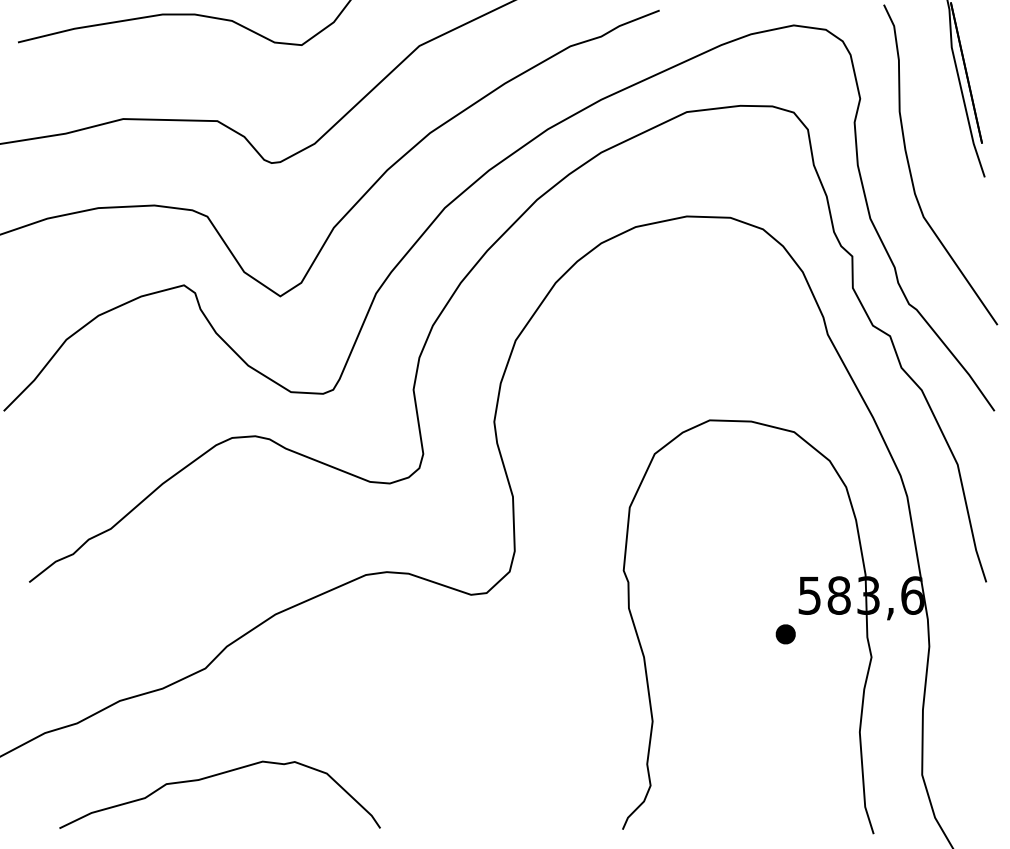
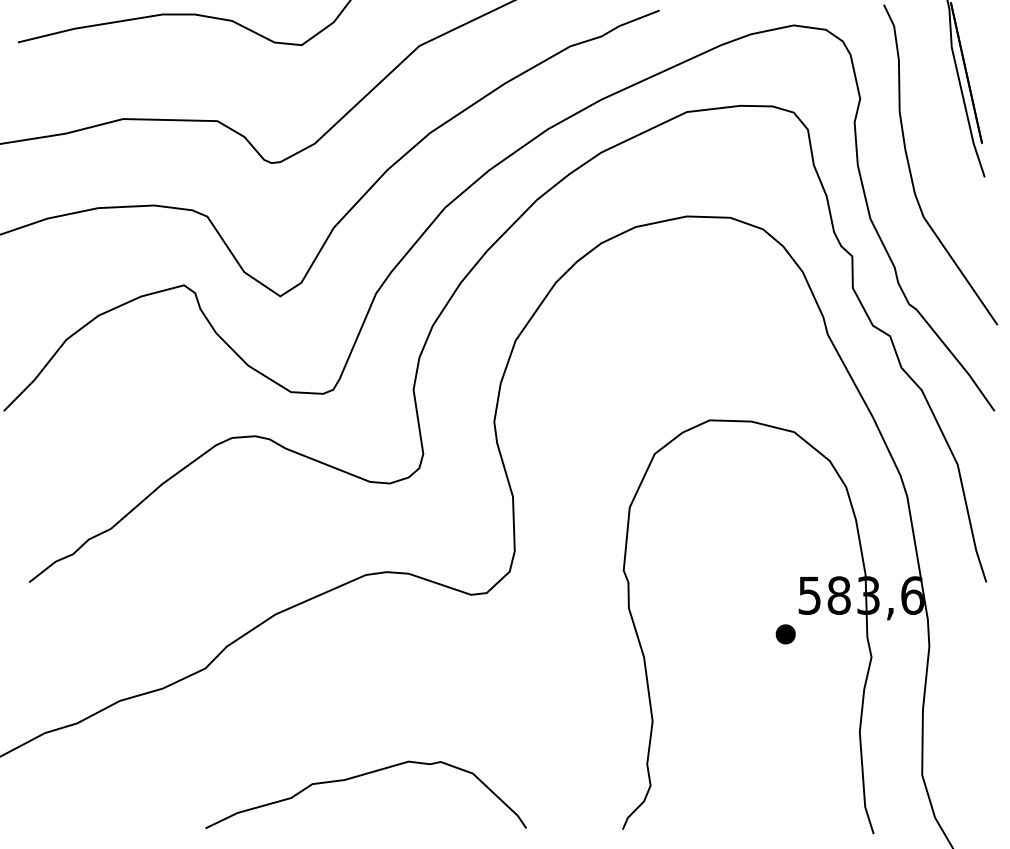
curve position: (215, 776) -> (361, 776) (361, 776)
